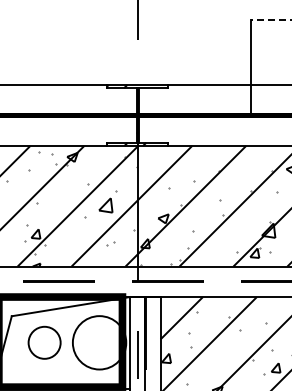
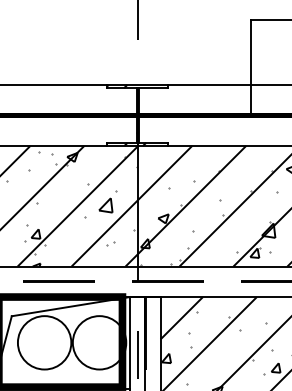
line: dashed -> solid (271, 19)
circle diameter: 32 px -> 53 px (44, 342)
